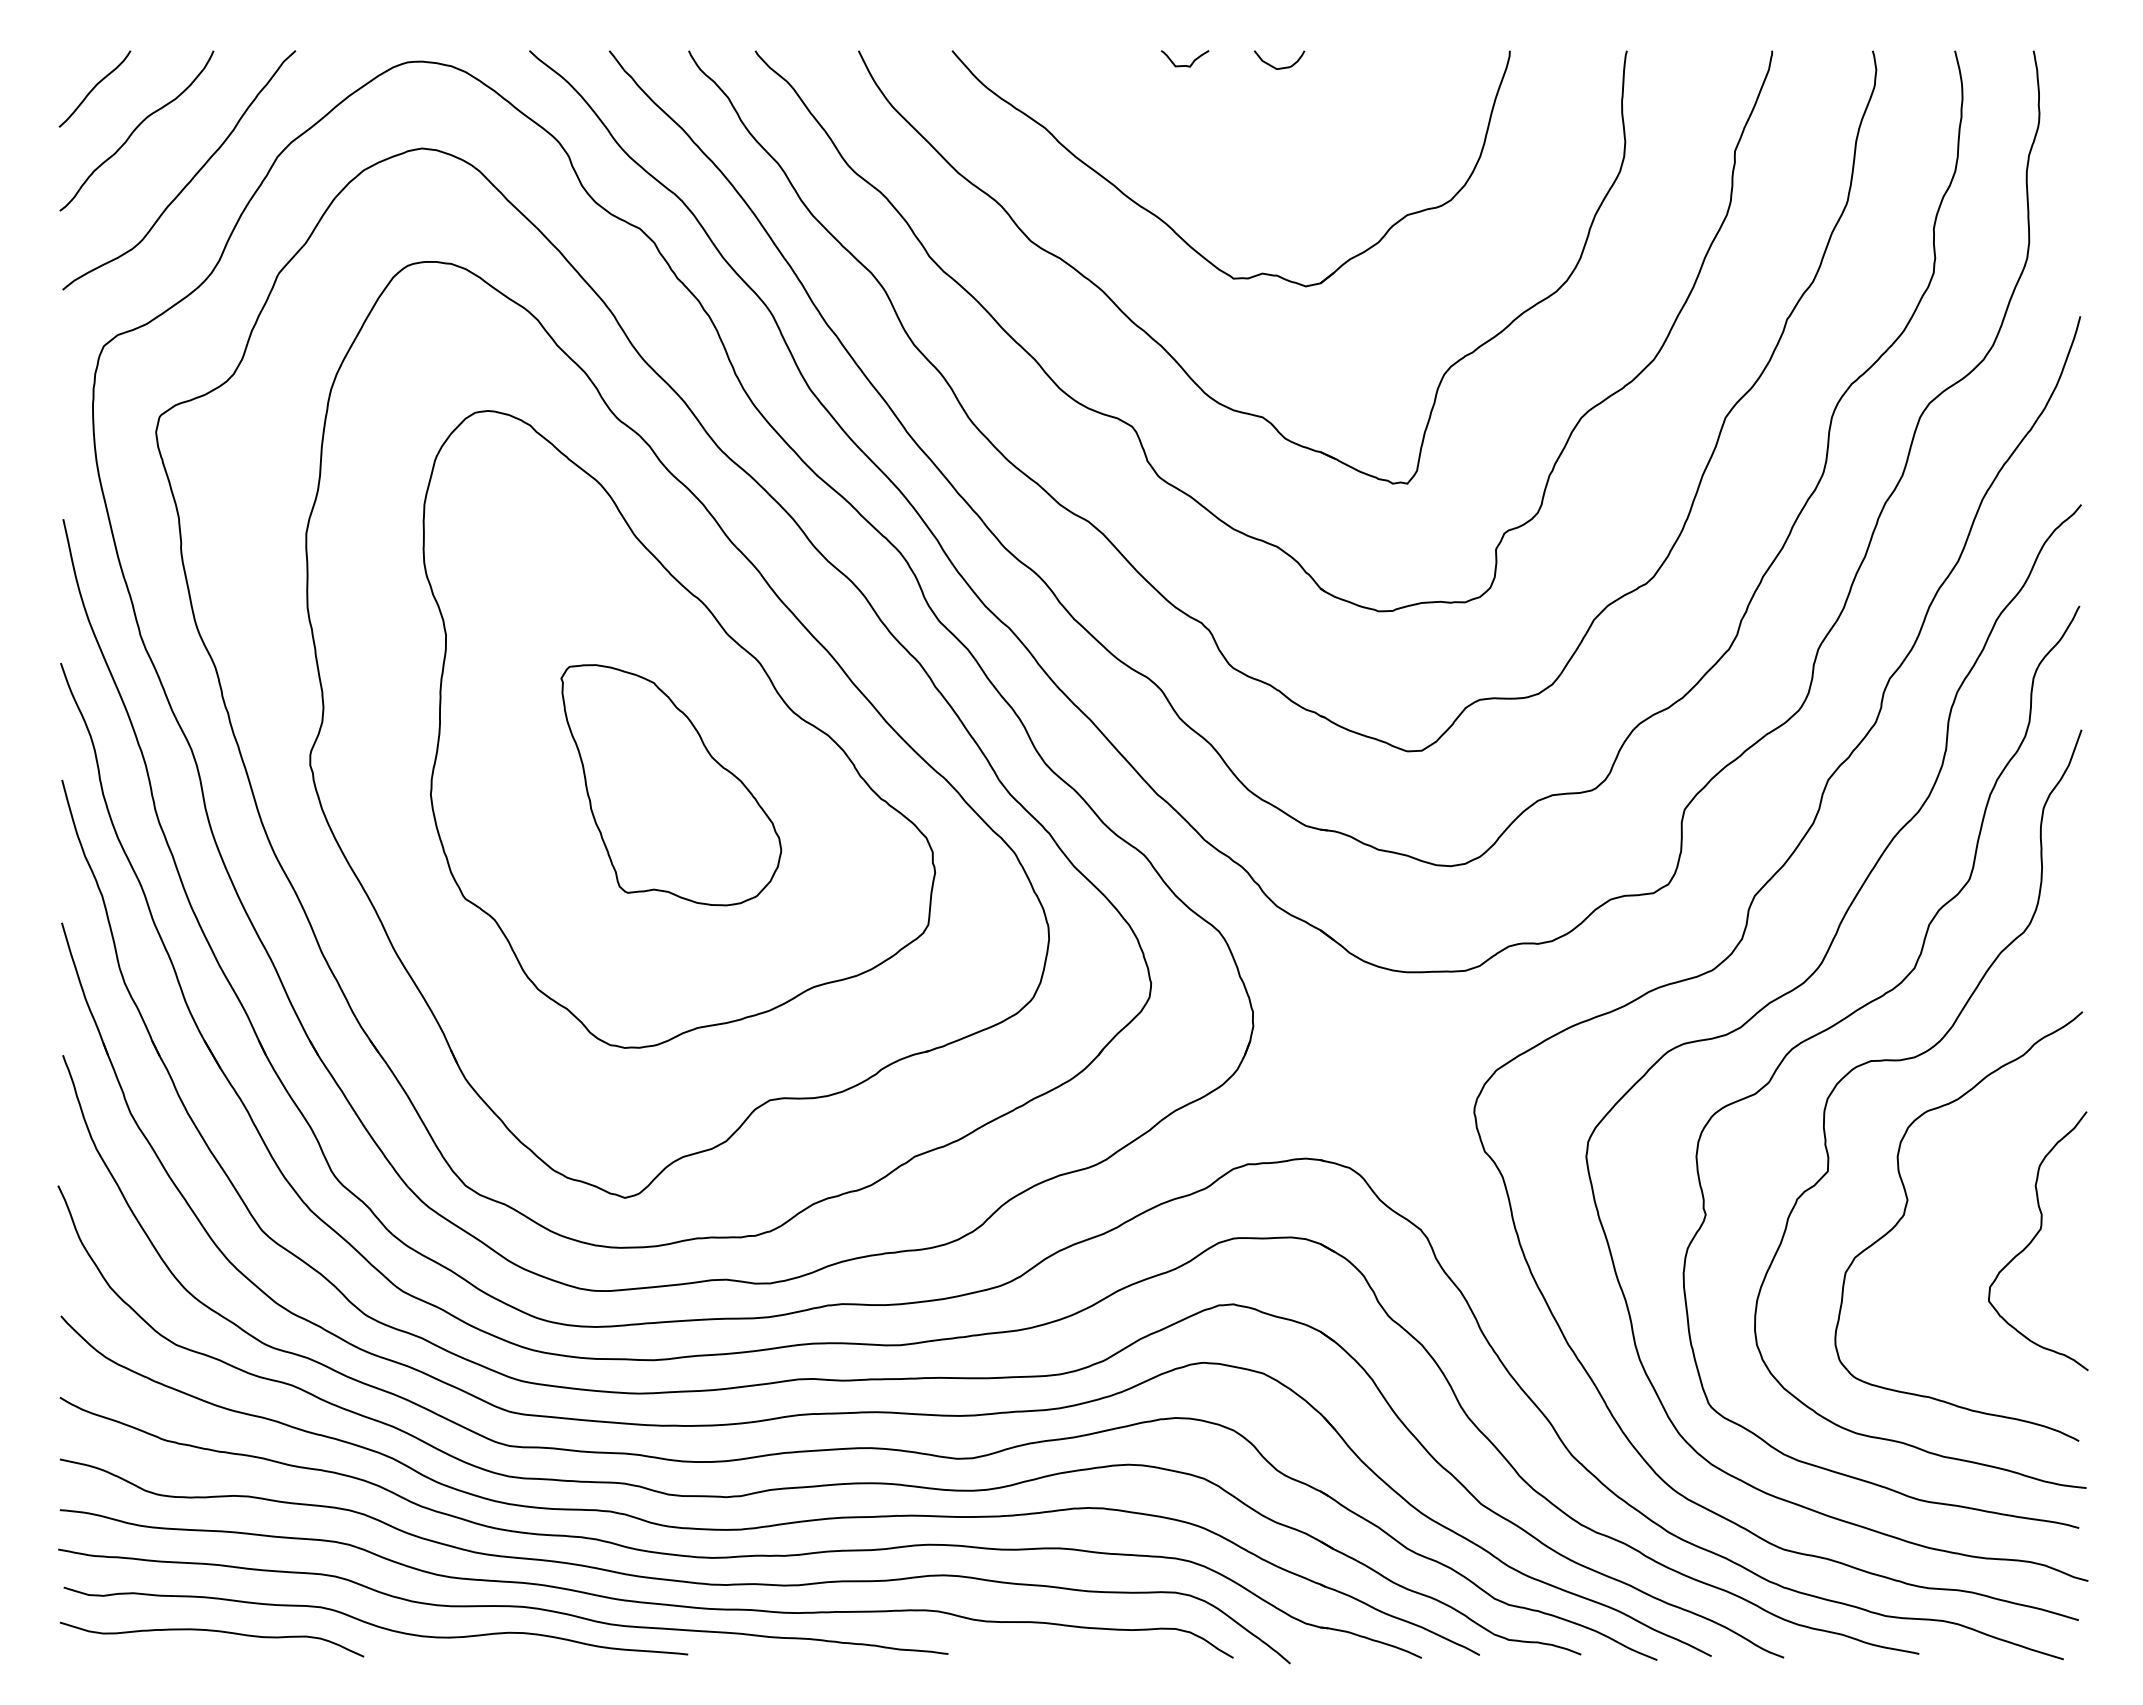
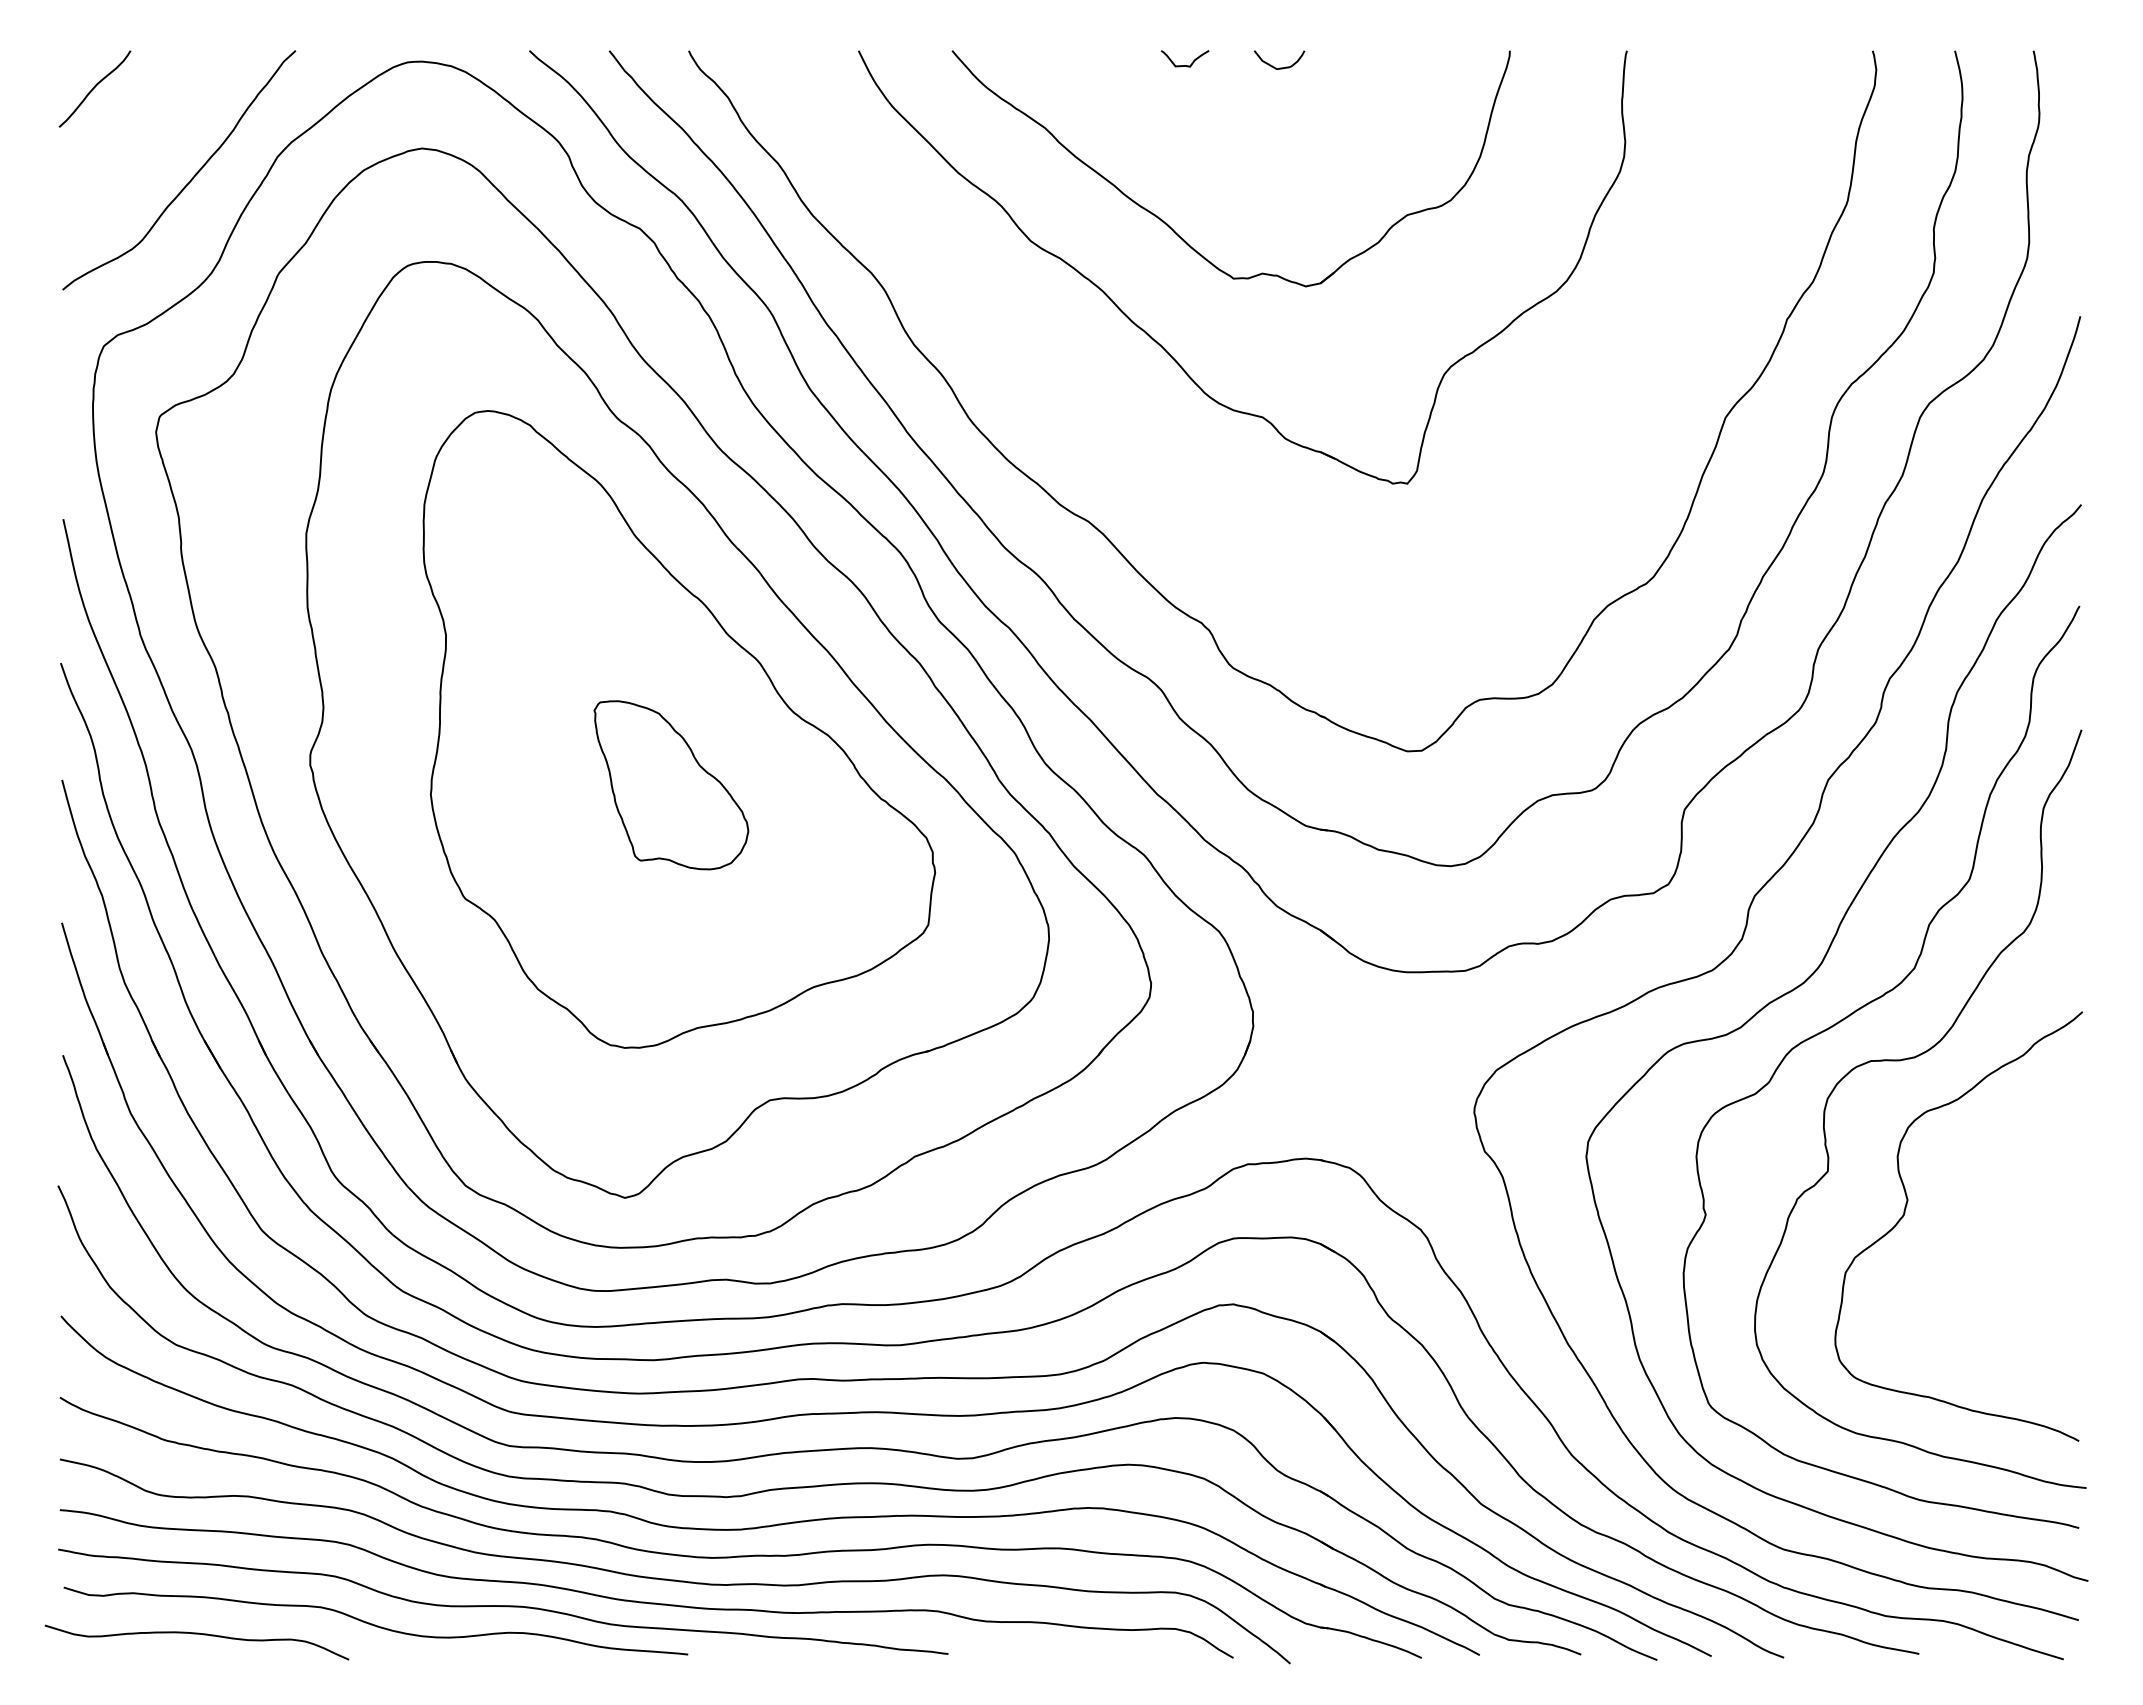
curve: present -> none (136, 129)
part: present -> none (1133, 426)
part size: 223x243 px -> 157x171 px (671, 785)
curve: present -> none (2034, 1239)
curve position: (211, 1631) -> (196, 1634) (196, 1634)
